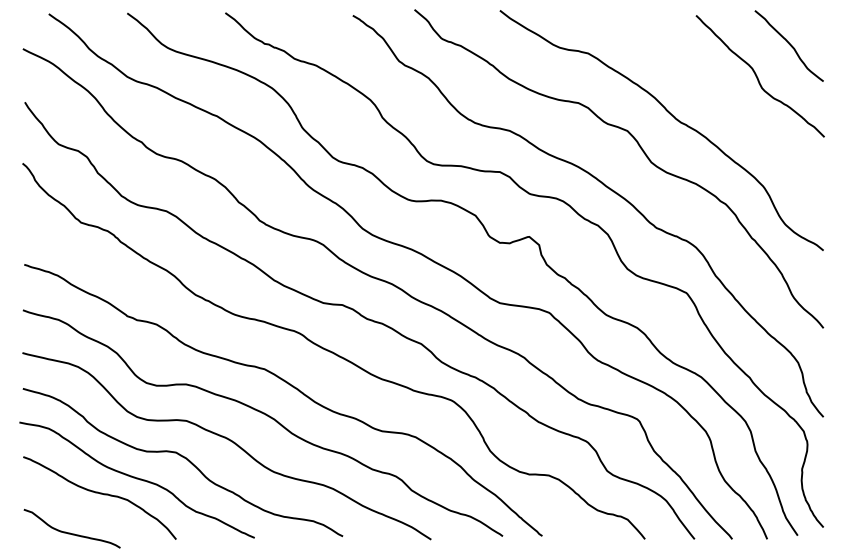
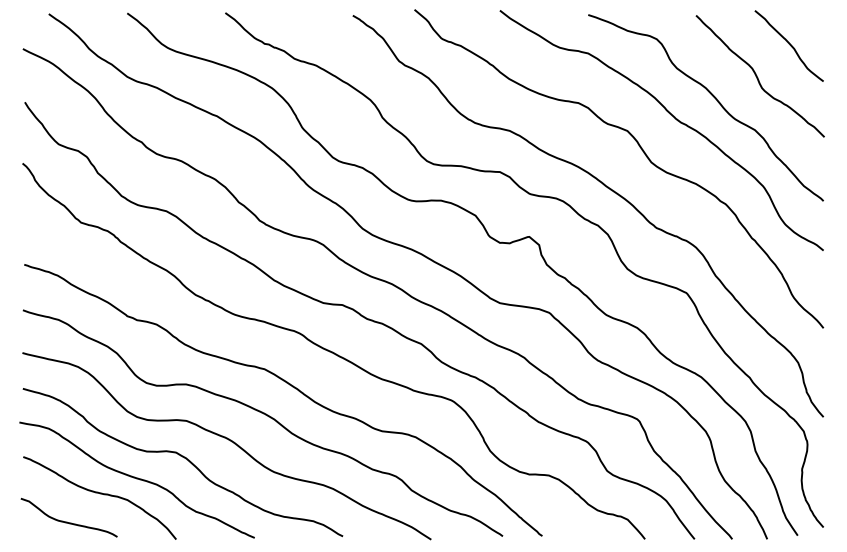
curve: none -> present (714, 98)
curve position: (70, 532) -> (67, 521) (67, 521)
